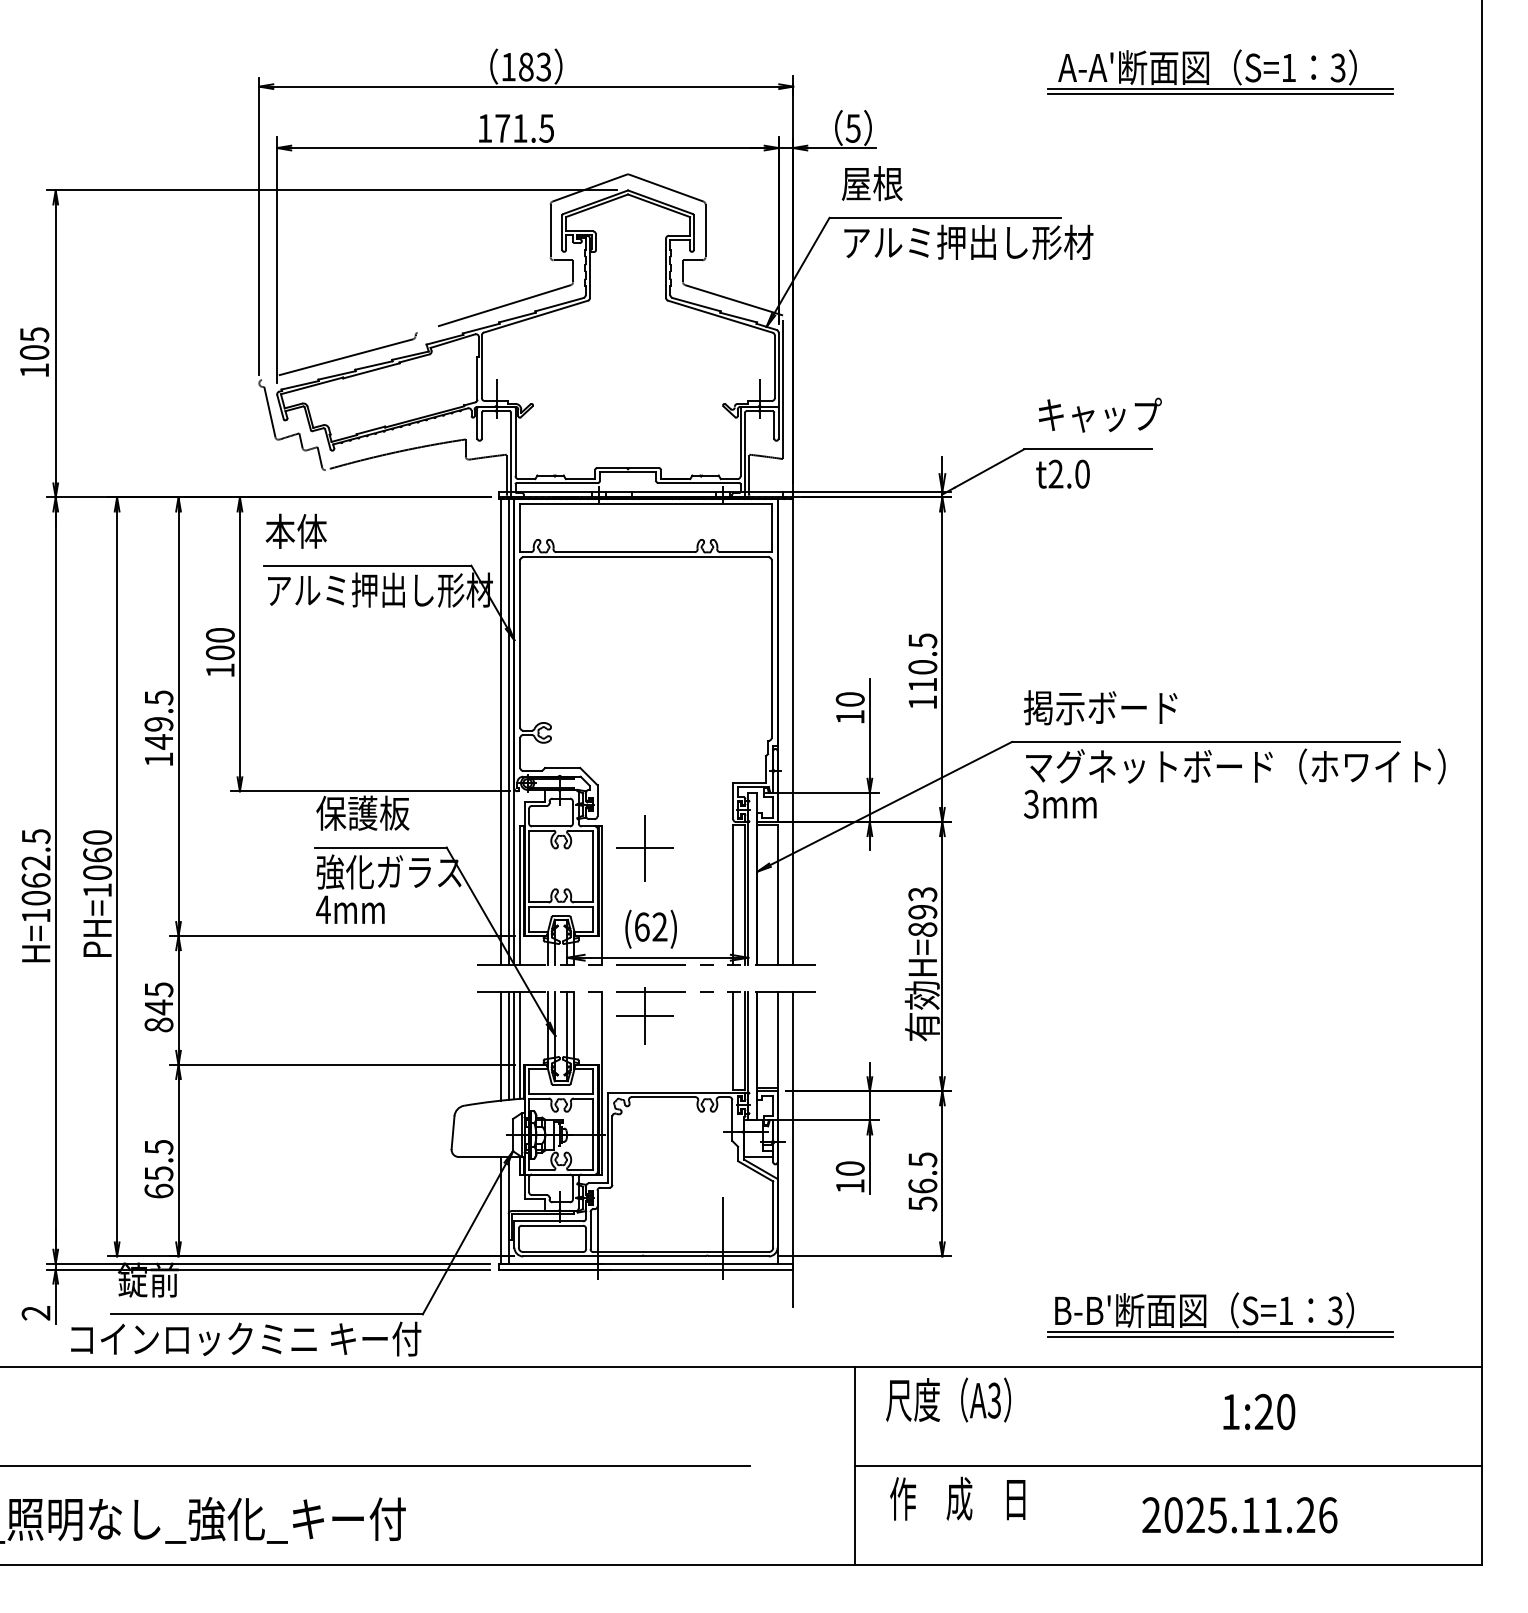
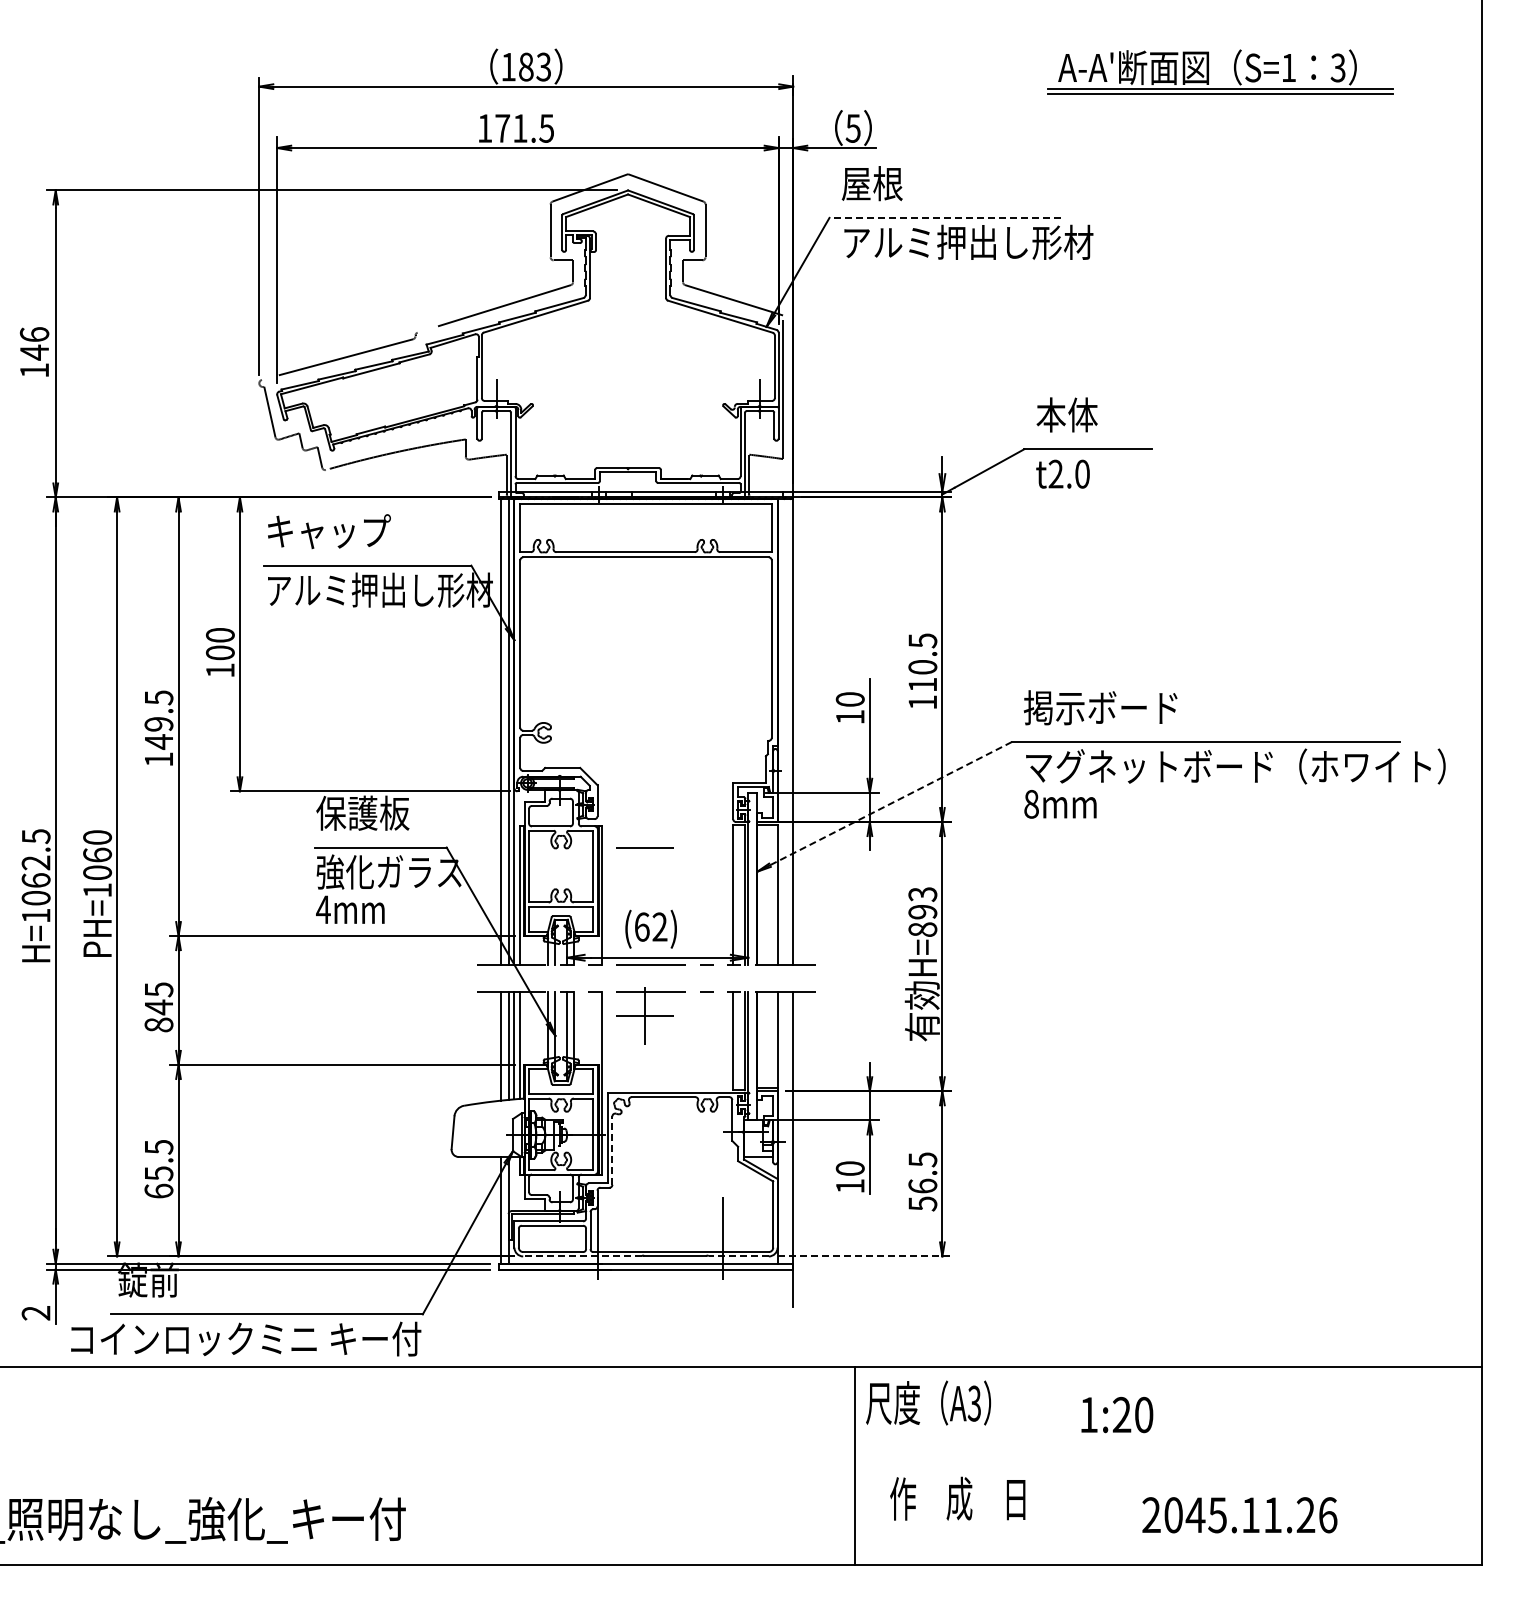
line: solid -> dashed (945, 217)
text: 105 -> 146 (34, 343)
text: キャップ -> 本体 (1098, 414)
text: 本体 -> キャップ (327, 531)
line: solid -> dashed (890, 803)
text: 3mm -> 8mm (1031, 803)
line: present -> none (644, 848)
line: solid -> dashed (612, 1150)
line: solid -> dashed (582, 1256)
line: solid -> dashed (738, 1256)
line: solid -> dashed (864, 1256)
part: present -> none (1231, 1314)
text position: (948, 1399) -> (928, 1402) (928, 1402)
text position: (1259, 1411) -> (1117, 1414) (1117, 1414)
line: present -> none (375, 1465)
line: present -> none (1168, 1465)
text: 2025.11.26 -> 2045.11.26 (1195, 1514)
